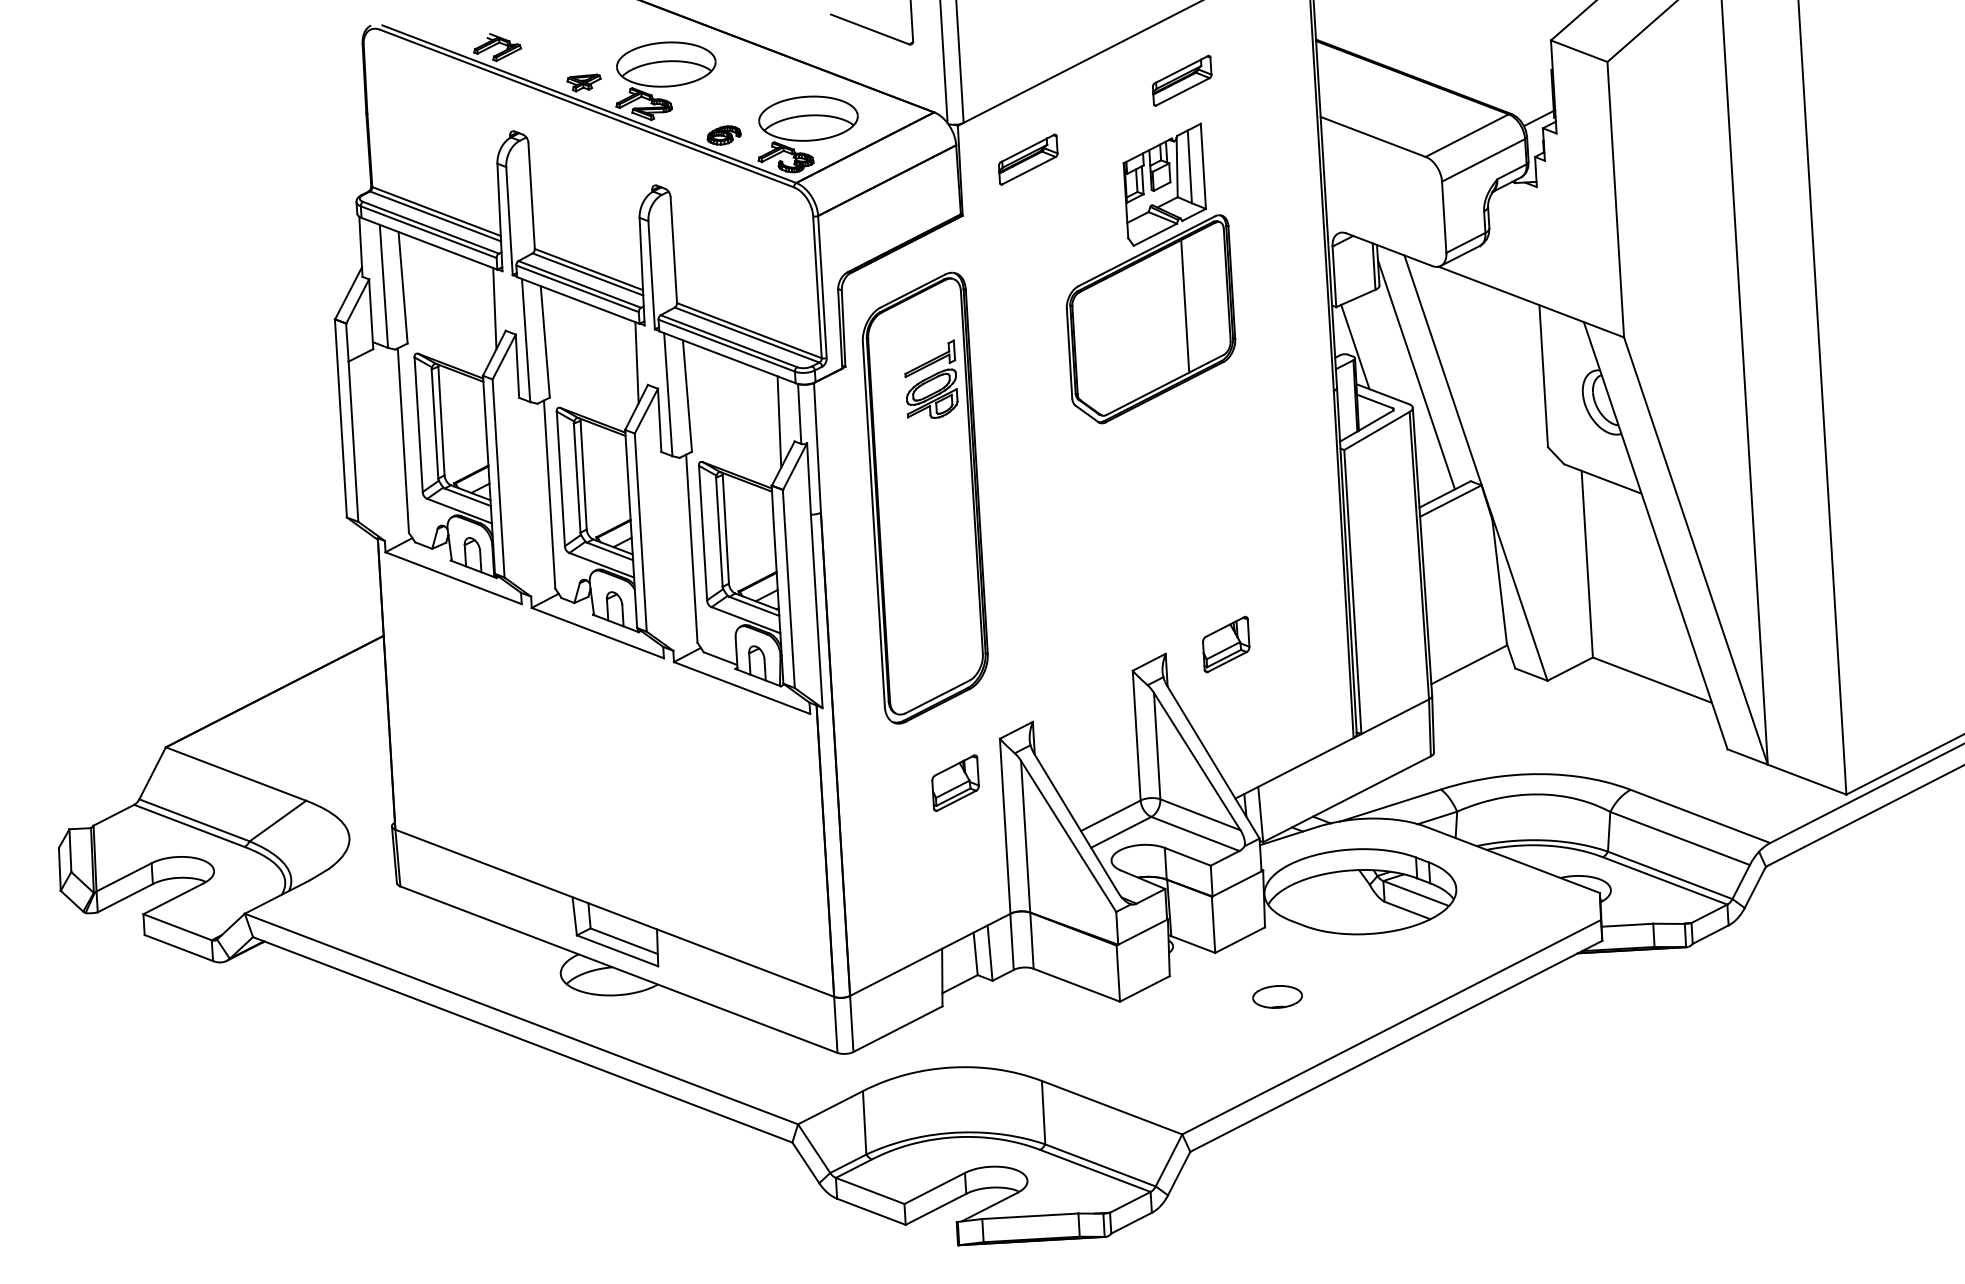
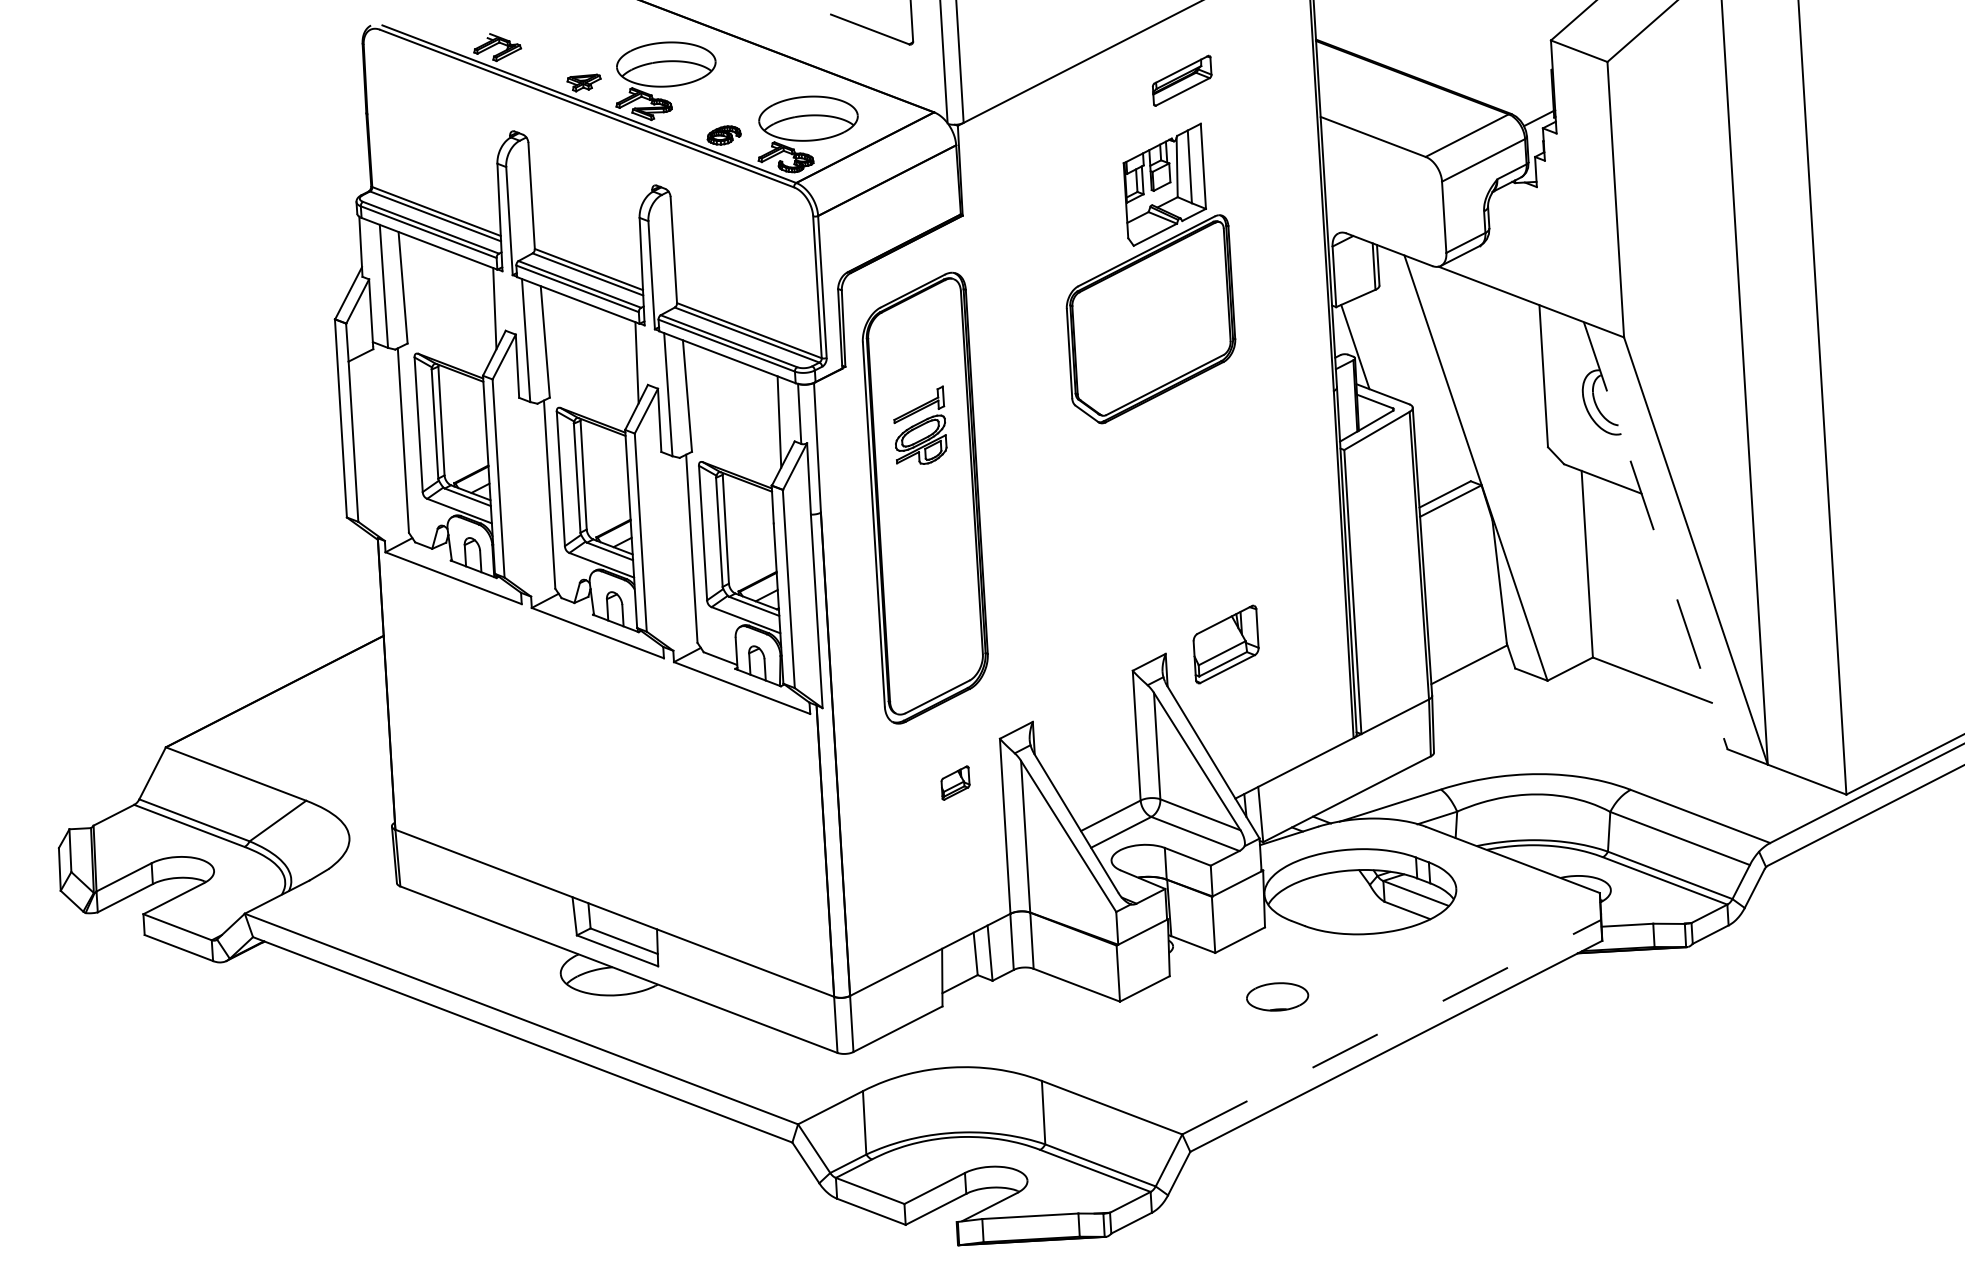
part: present -> none (1028, 159)
line: present -> none (1185, 306)
line: present -> none (1416, 374)
part position: (931, 378) -> (920, 424) (920, 424)
line: solid -> dashed (1655, 536)
part size: 49x59 px -> 68x81 px (1225, 644)
part size: 49x58 px -> 31x36 px (955, 782)
part size: 51x24 px -> 64x30 px (1277, 996)
line: solid -> dashed (1392, 1027)
